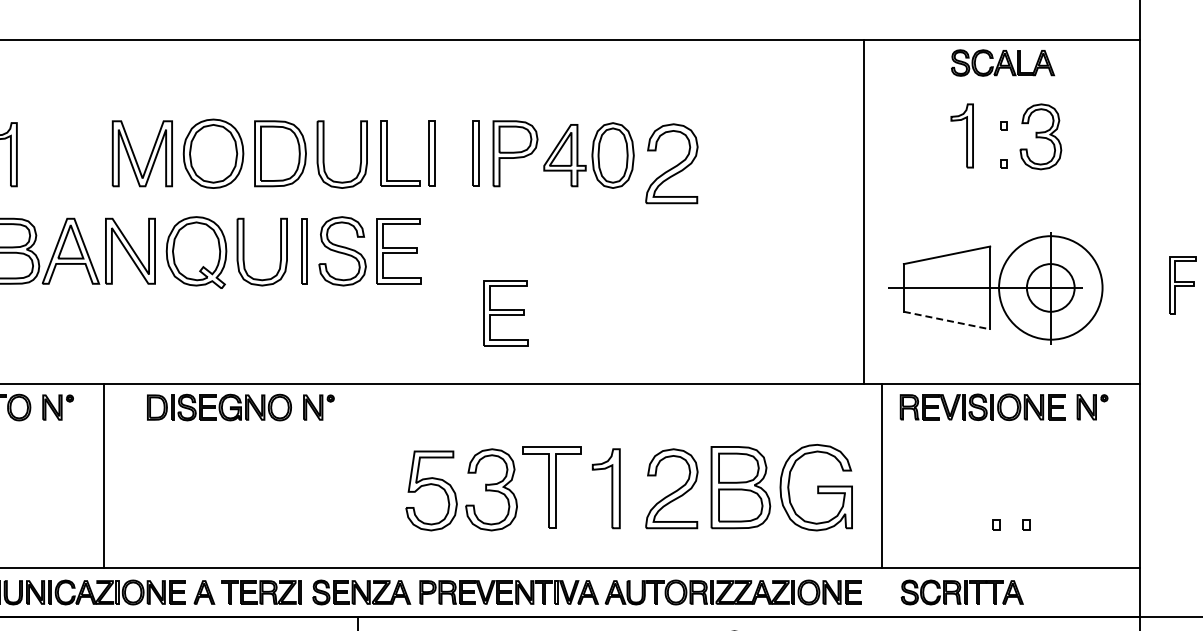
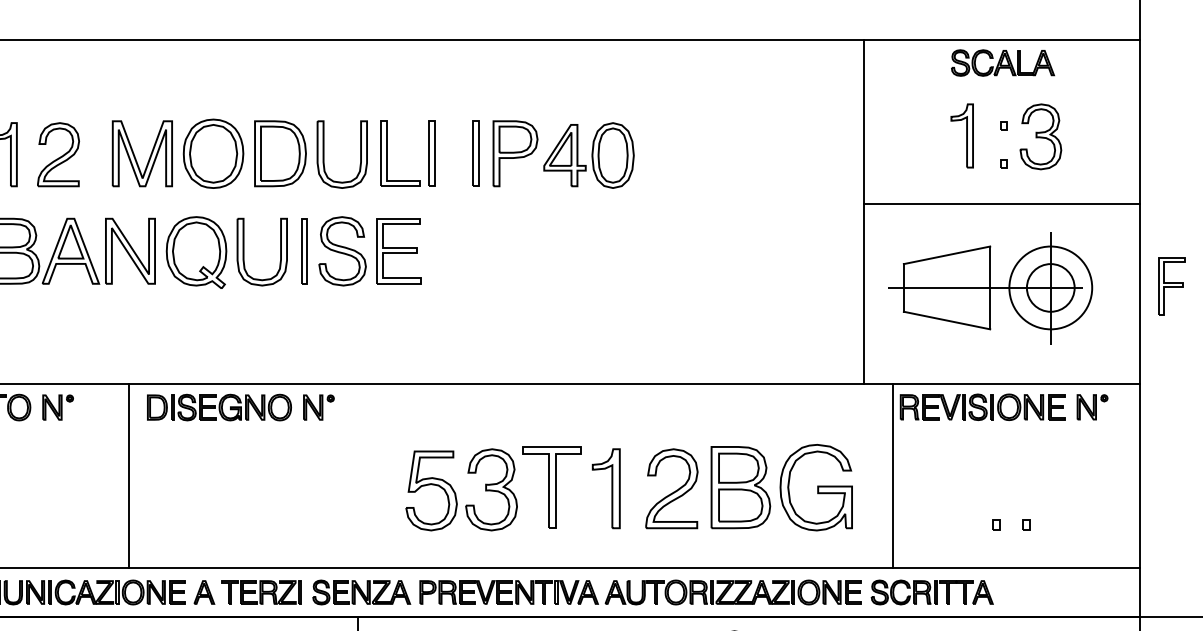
part: none -> present (58, 154)
part: present -> none (671, 163)
line: none -> present (1001, 204)
part position: (1182, 285) -> (1171, 286) (1171, 286)
circle diameter: 104 px -> 83 px (1050, 287)
part: present -> none (505, 313)
line: dashed -> solid (947, 320)
line position: (103, 475) -> (128, 475) (128, 475)
line position: (882, 475) -> (893, 475) (893, 475)
part position: (961, 592) -> (931, 592) (931, 592)
